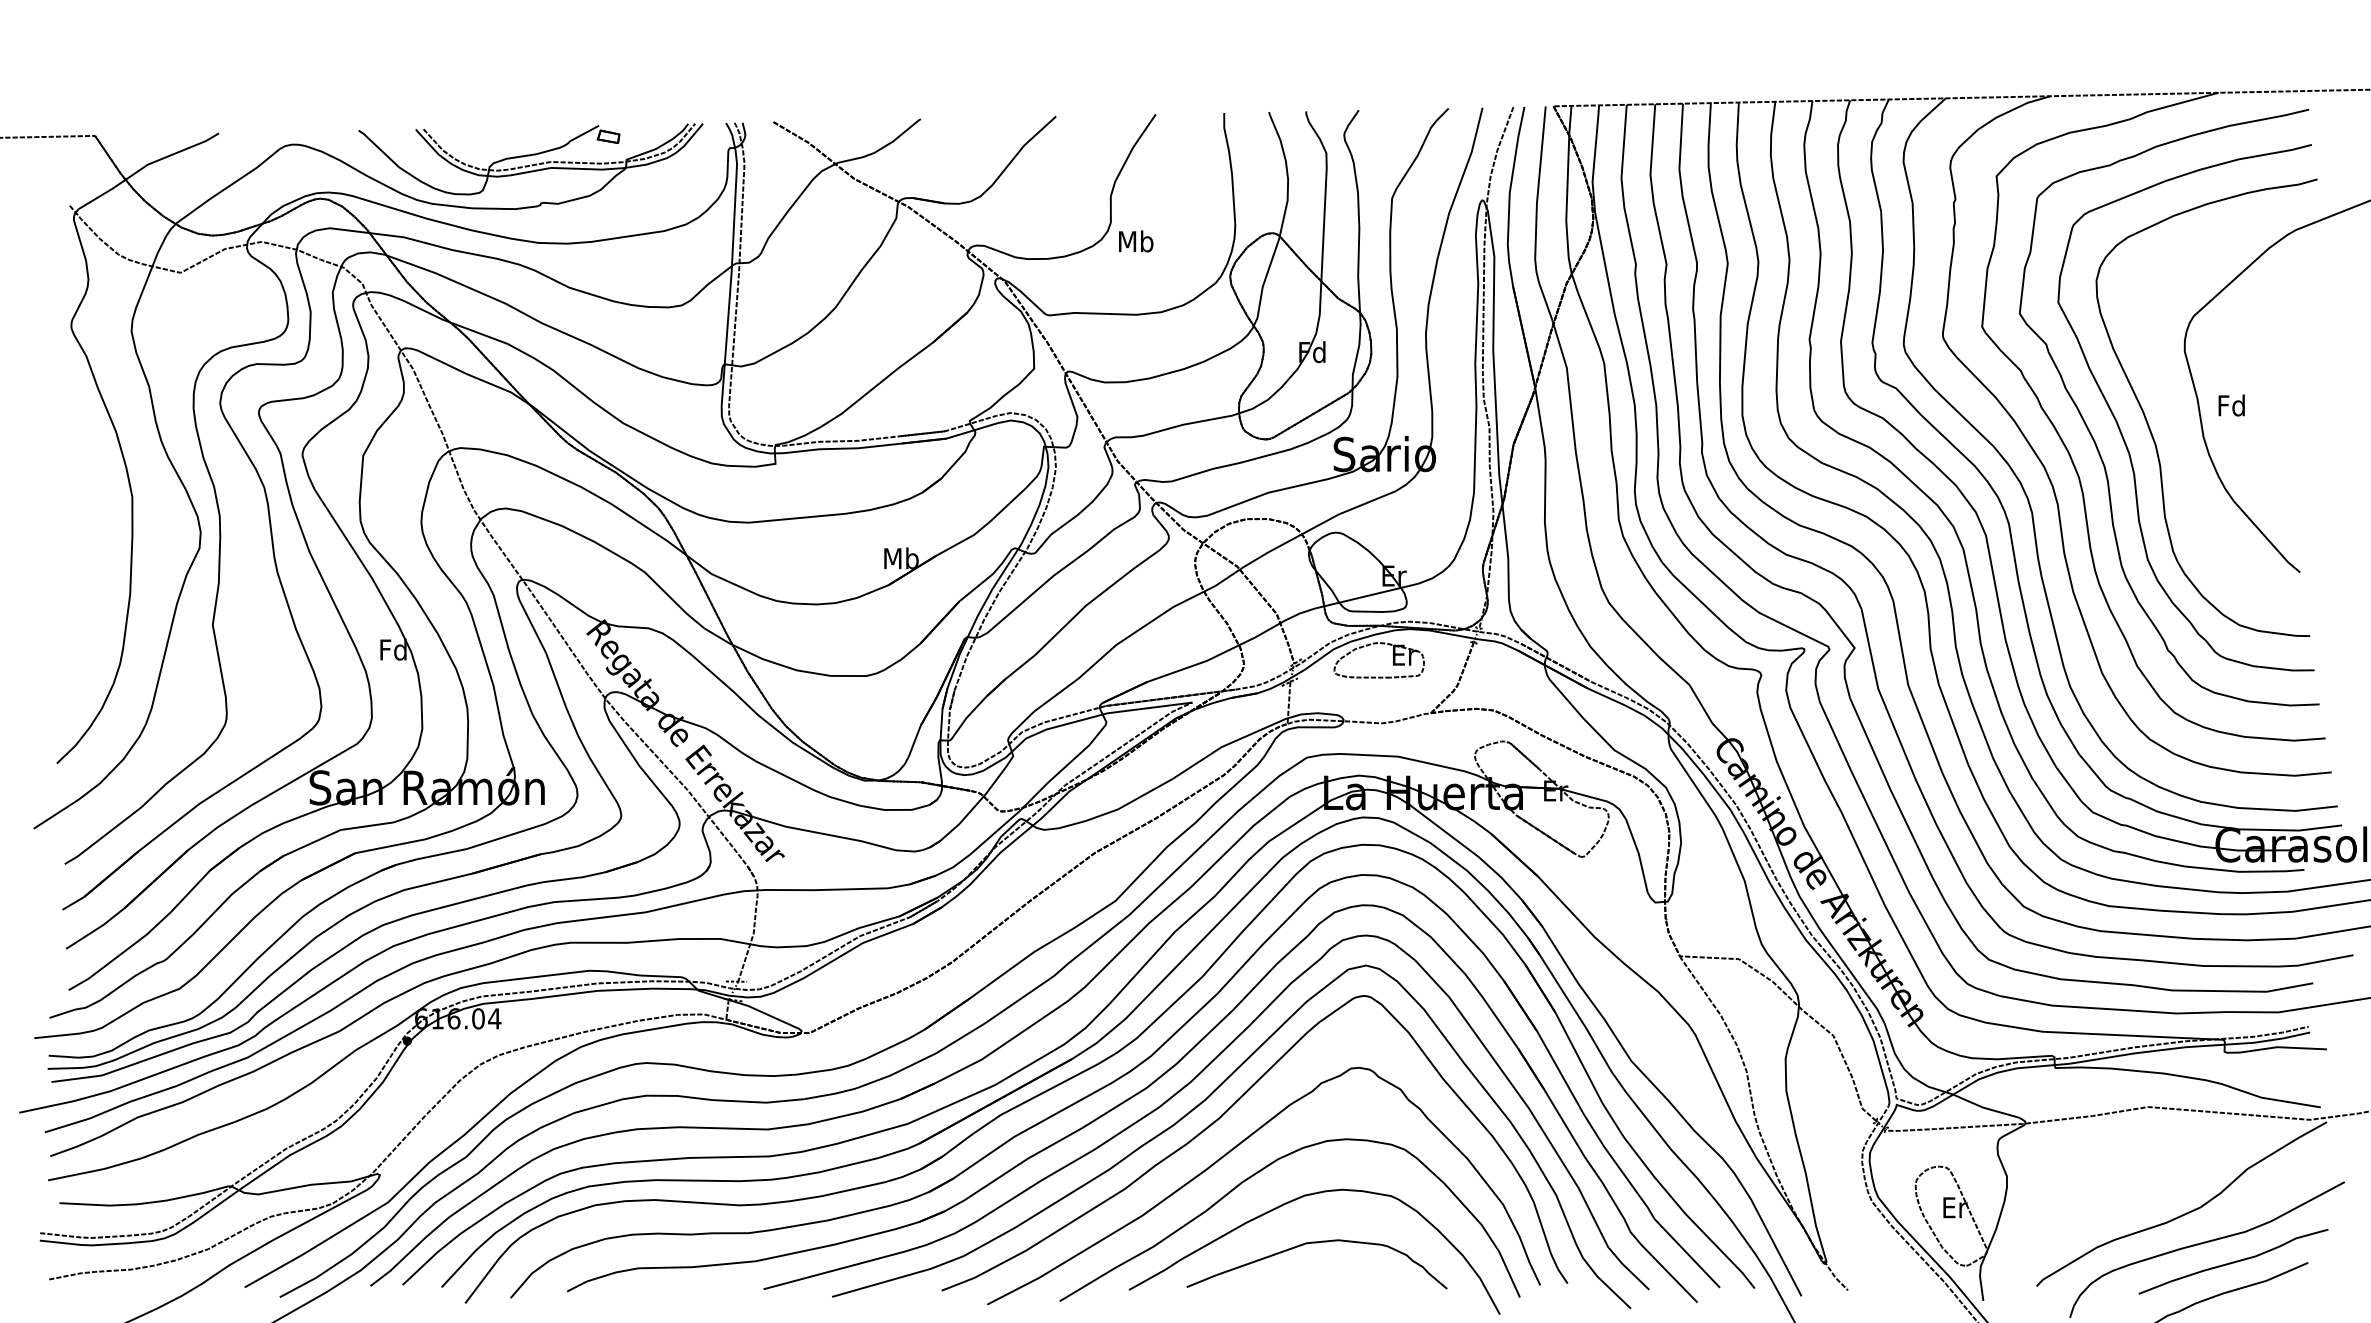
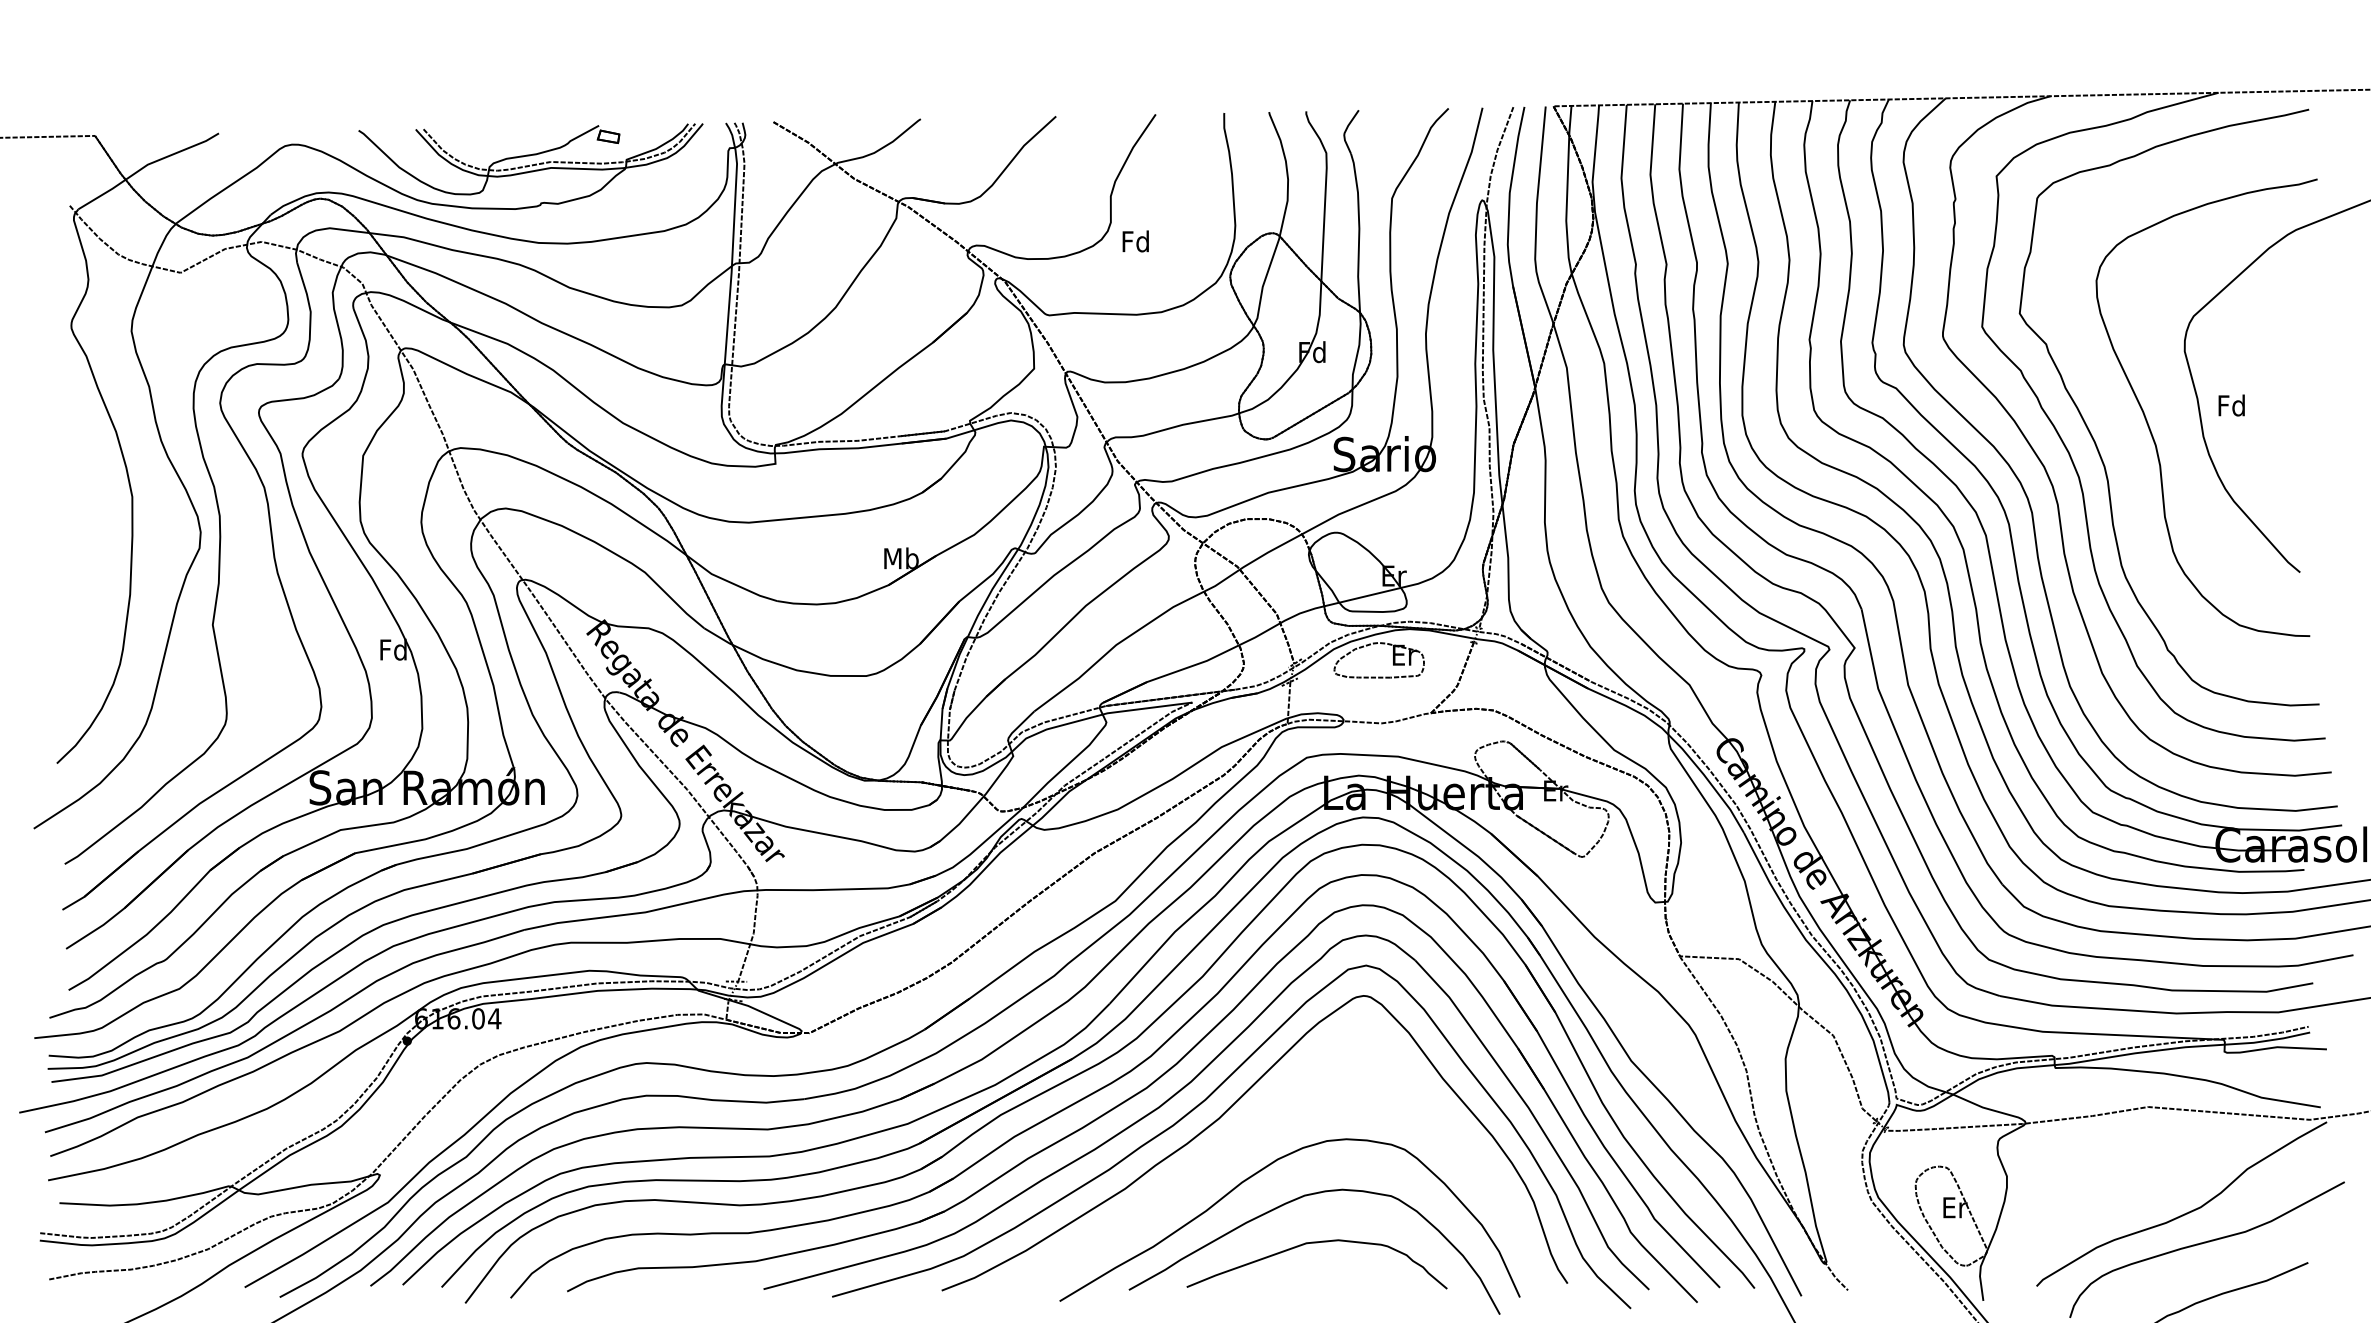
text: Mb -> Fd (1136, 241)
curve: present -> none (2122, 433)
curve: present -> none (1234, 1149)
curve: present -> none (2233, 1261)
